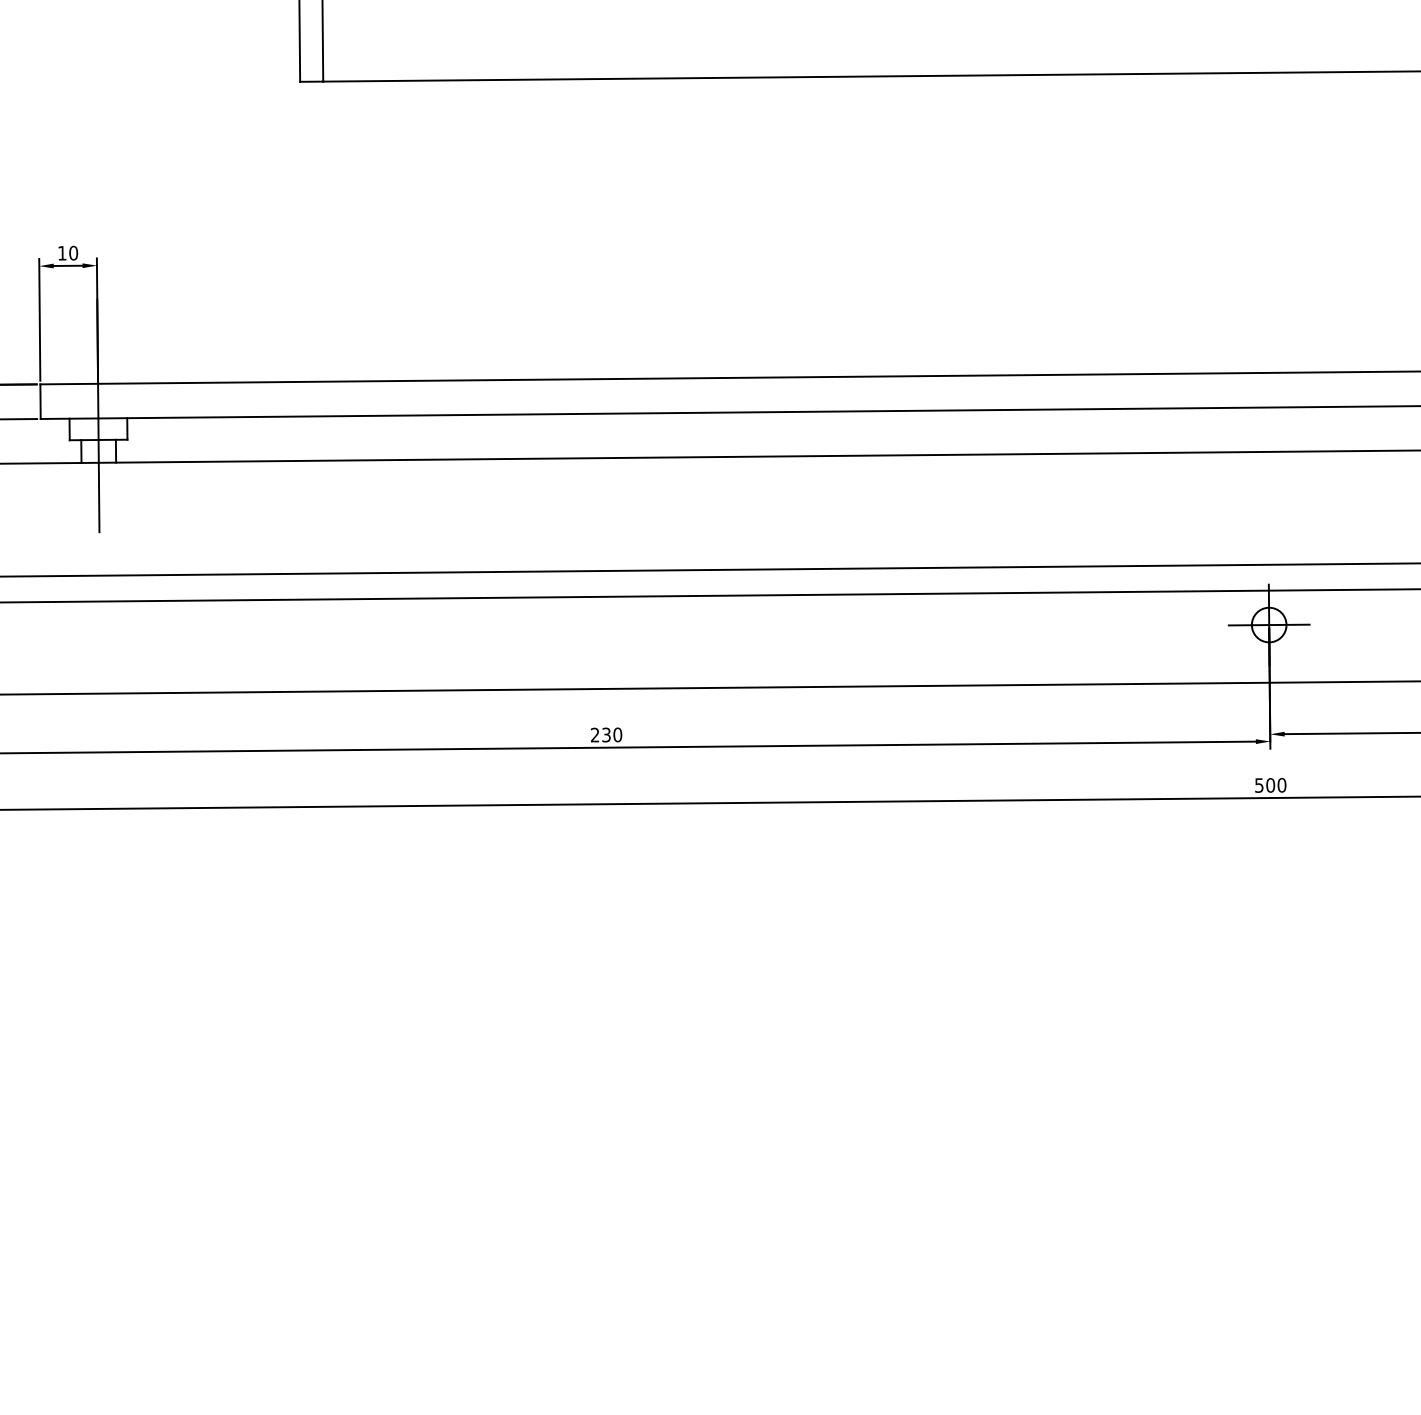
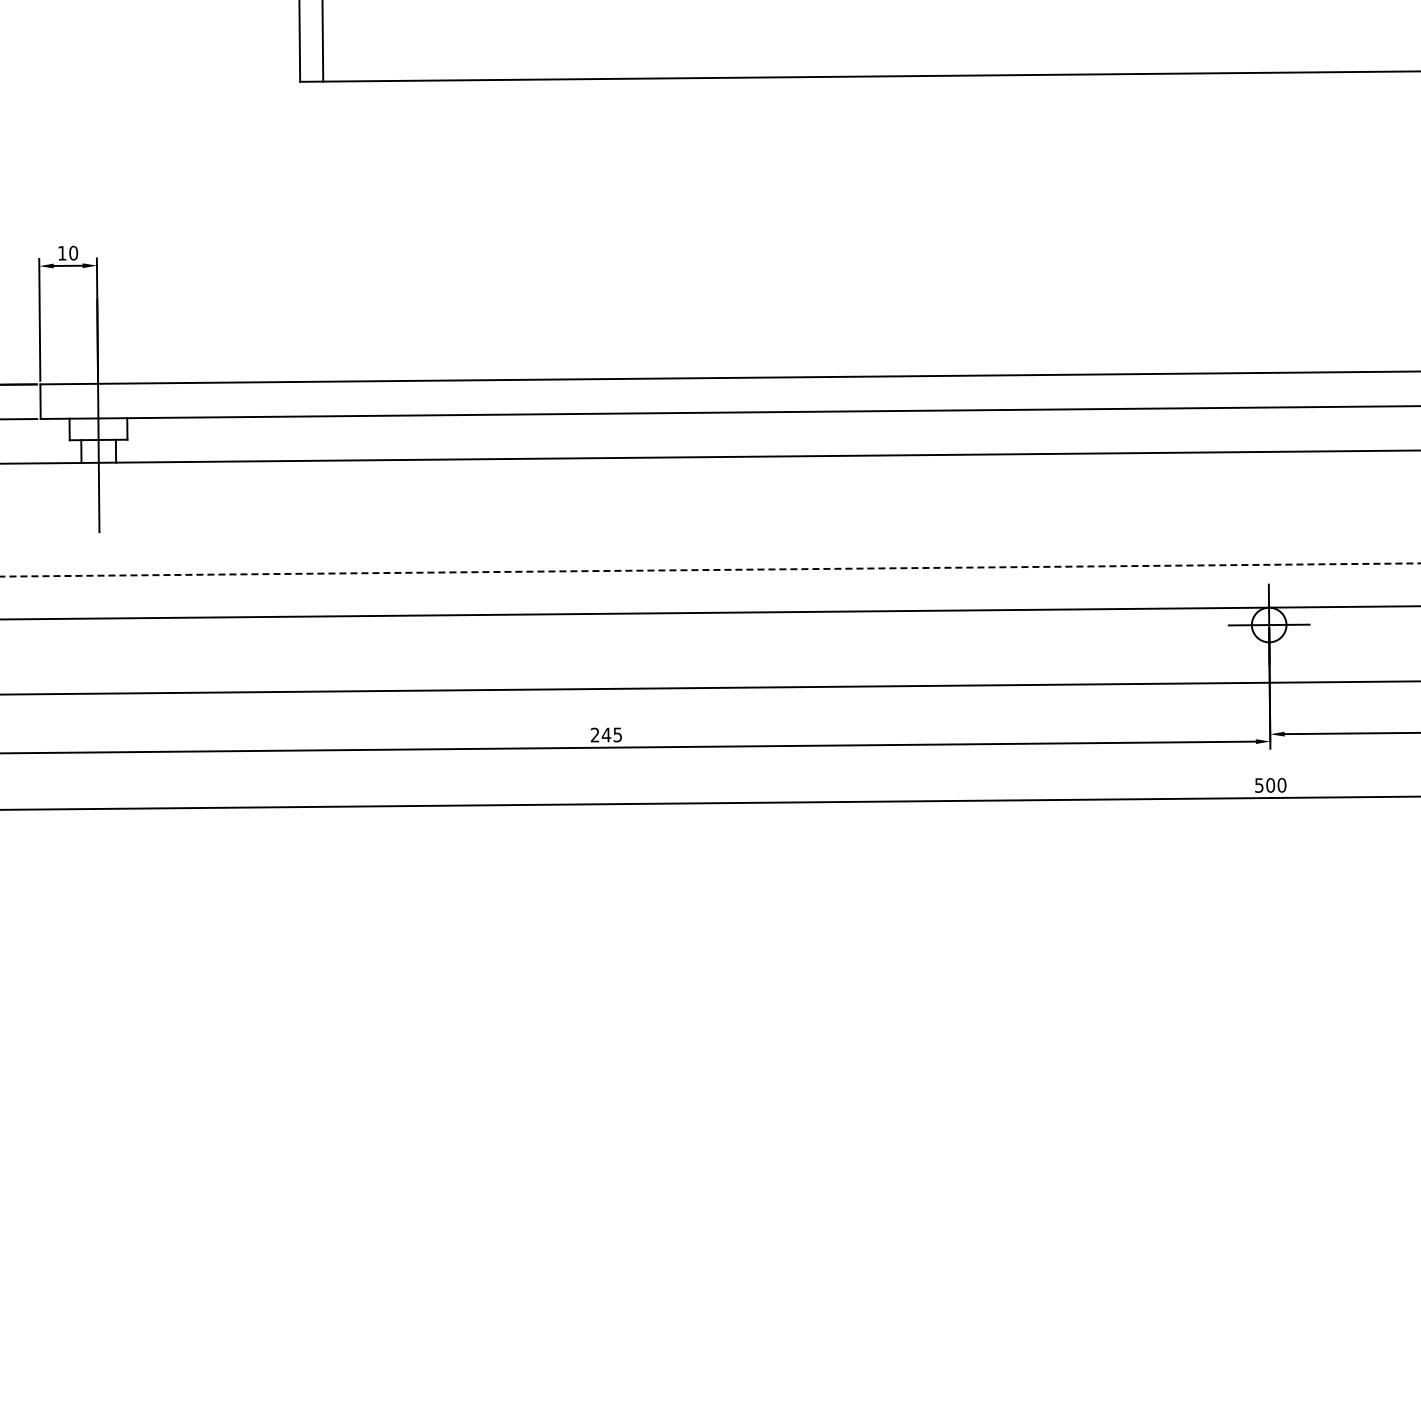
line: solid -> dashed (710, 570)
line position: (709, 595) -> (709, 612) (709, 612)
text: 230 -> 245 (611, 734)
